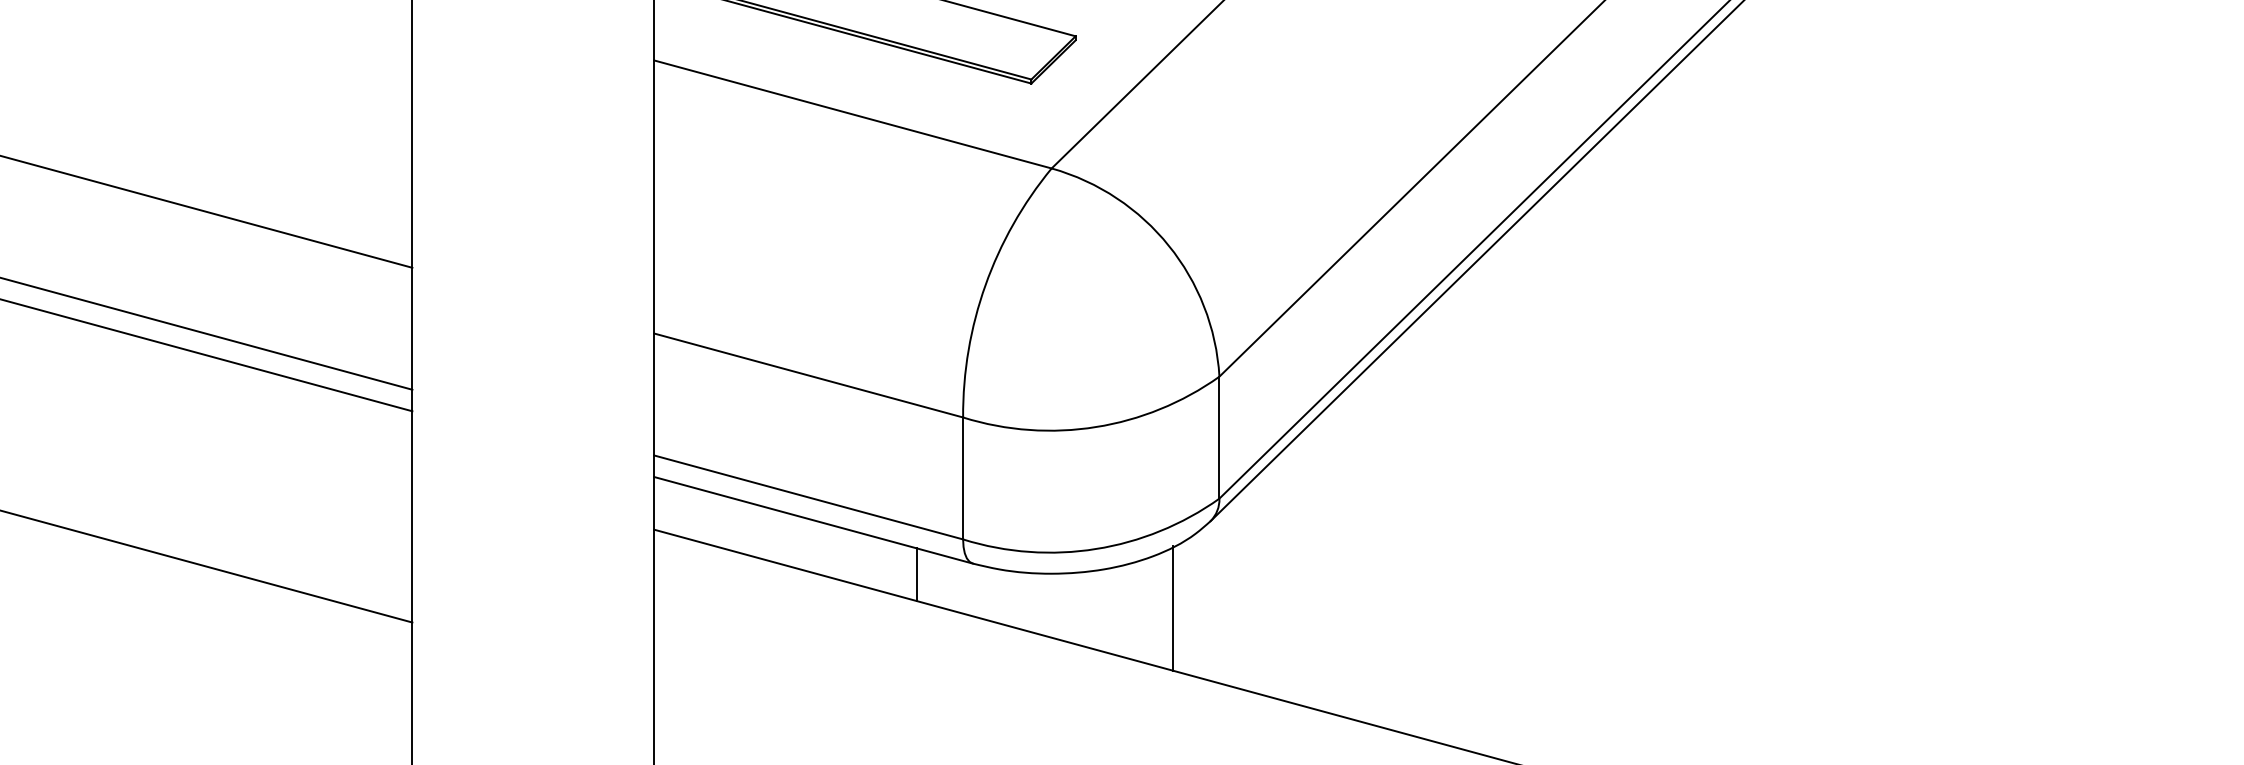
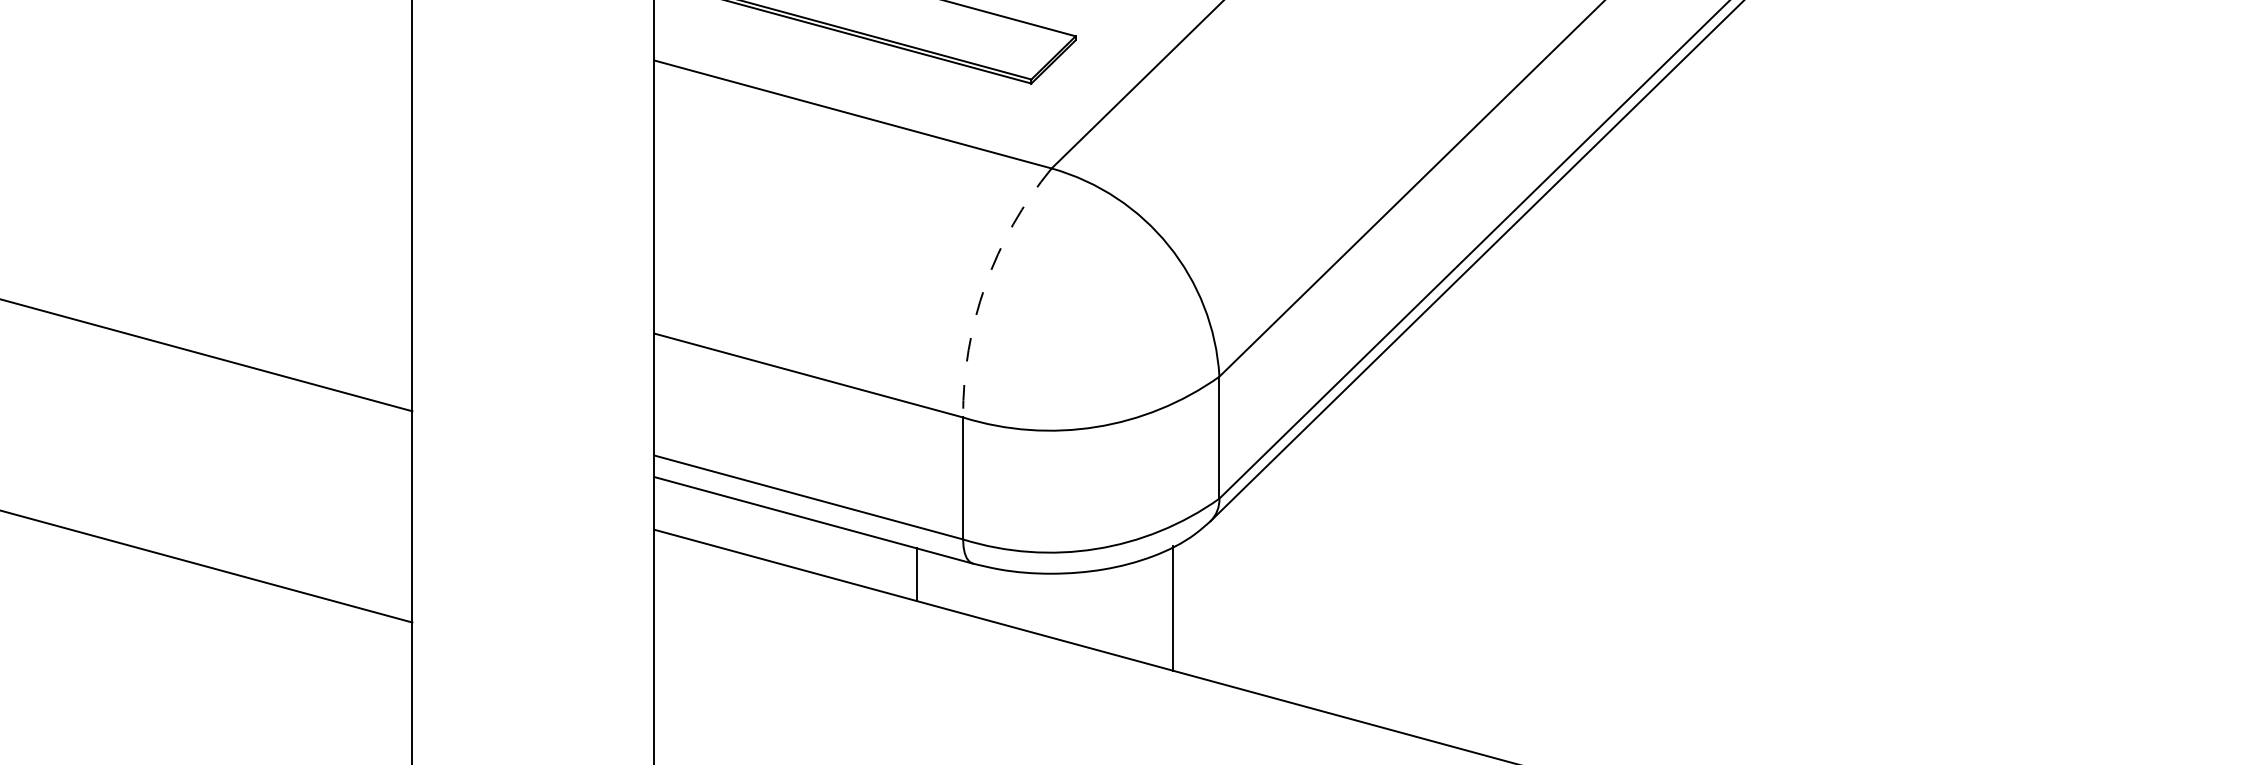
line: present -> none (207, 211)
arc: solid -> dashed (985, 285)
line: present -> none (207, 333)
